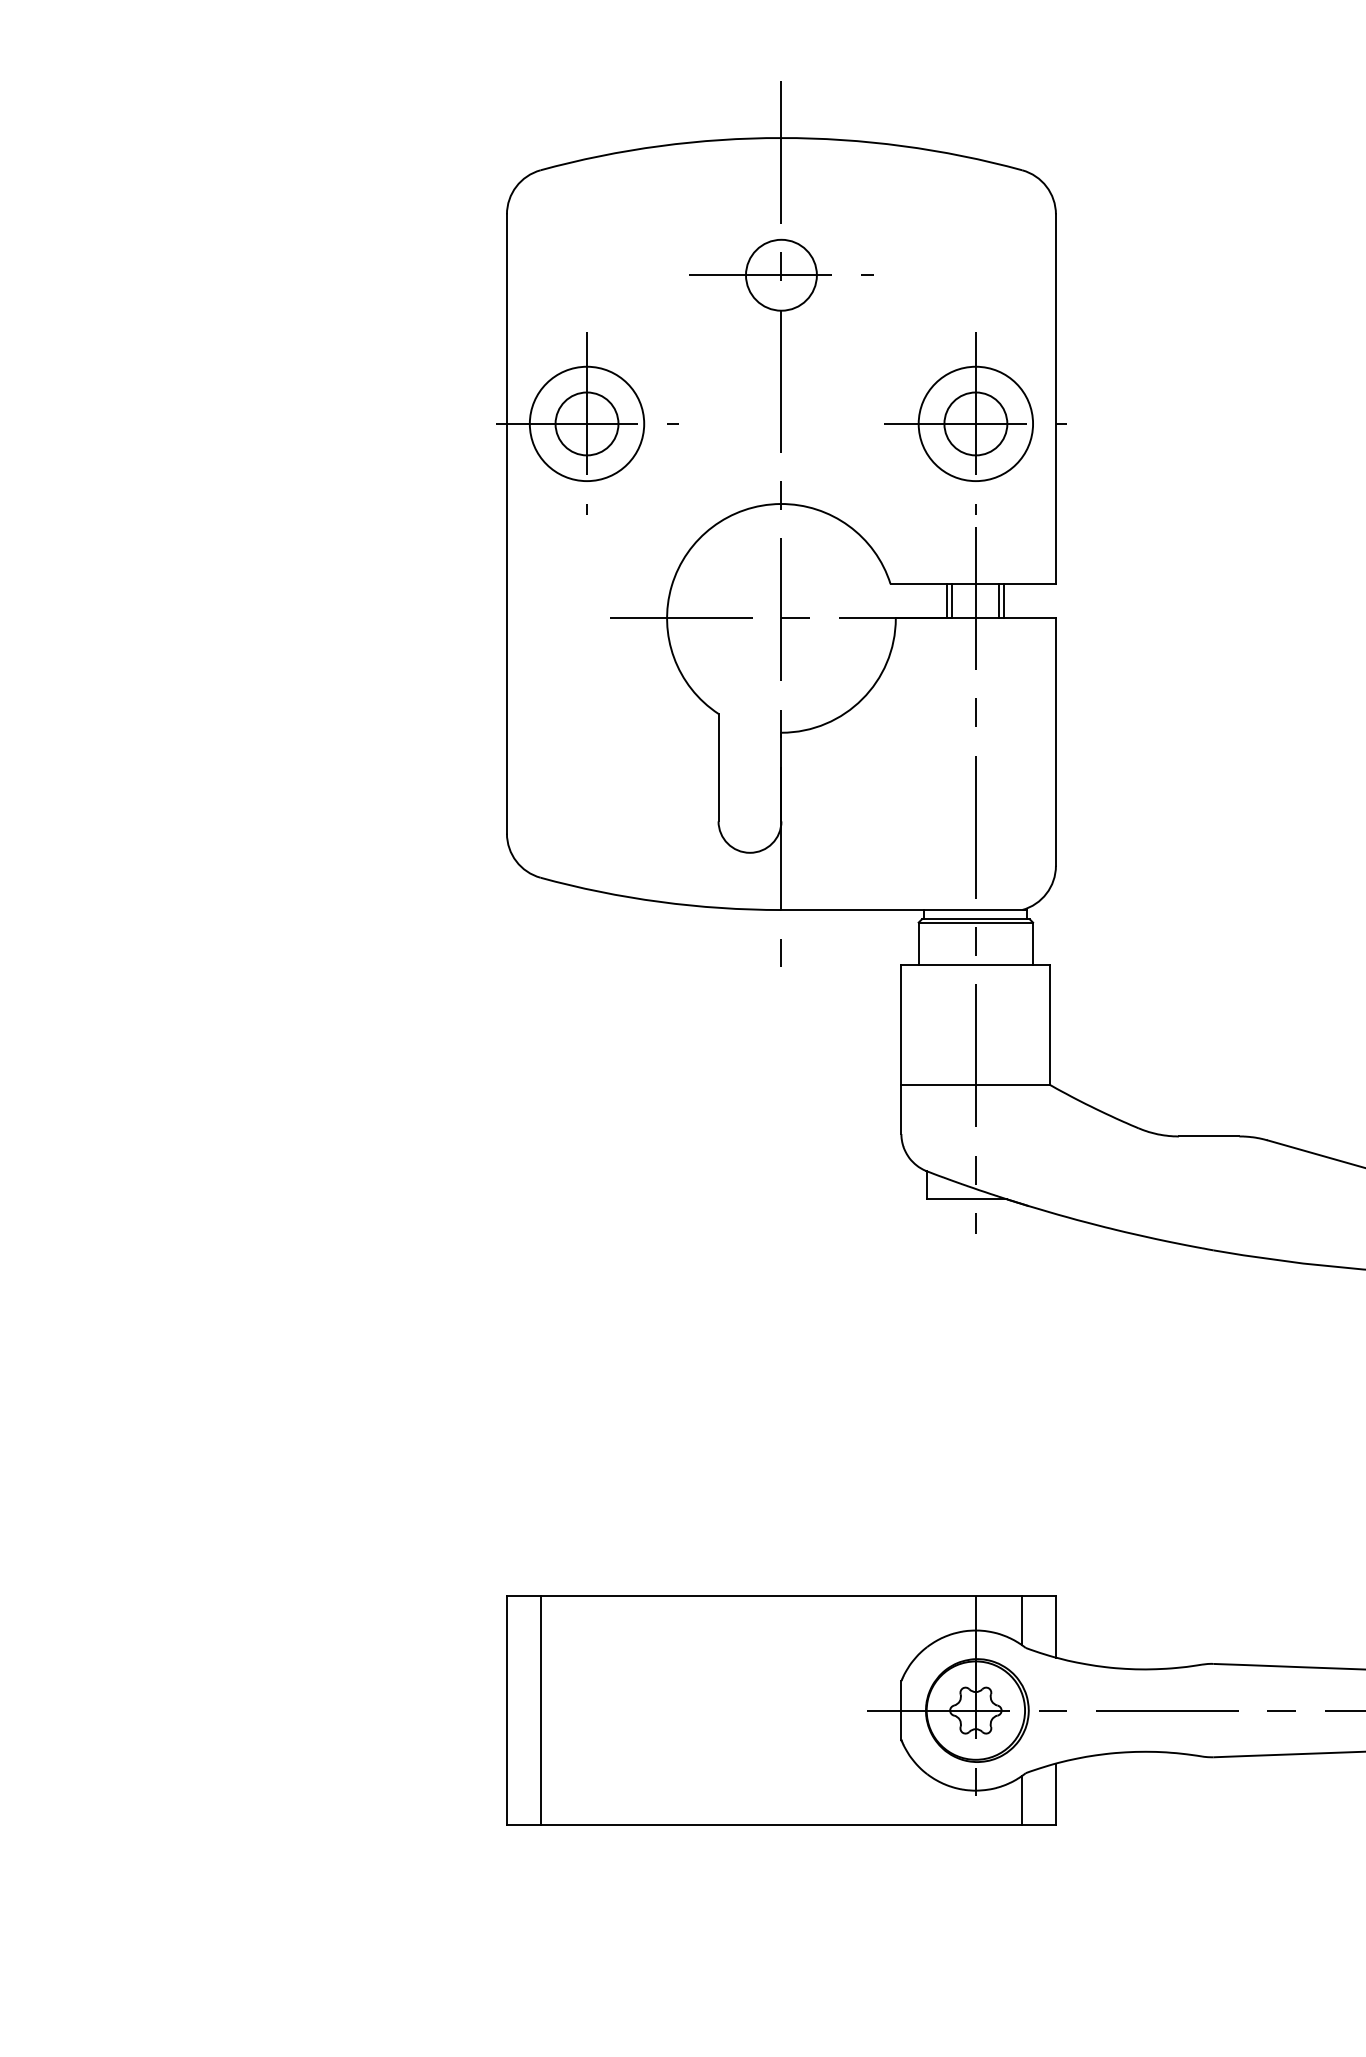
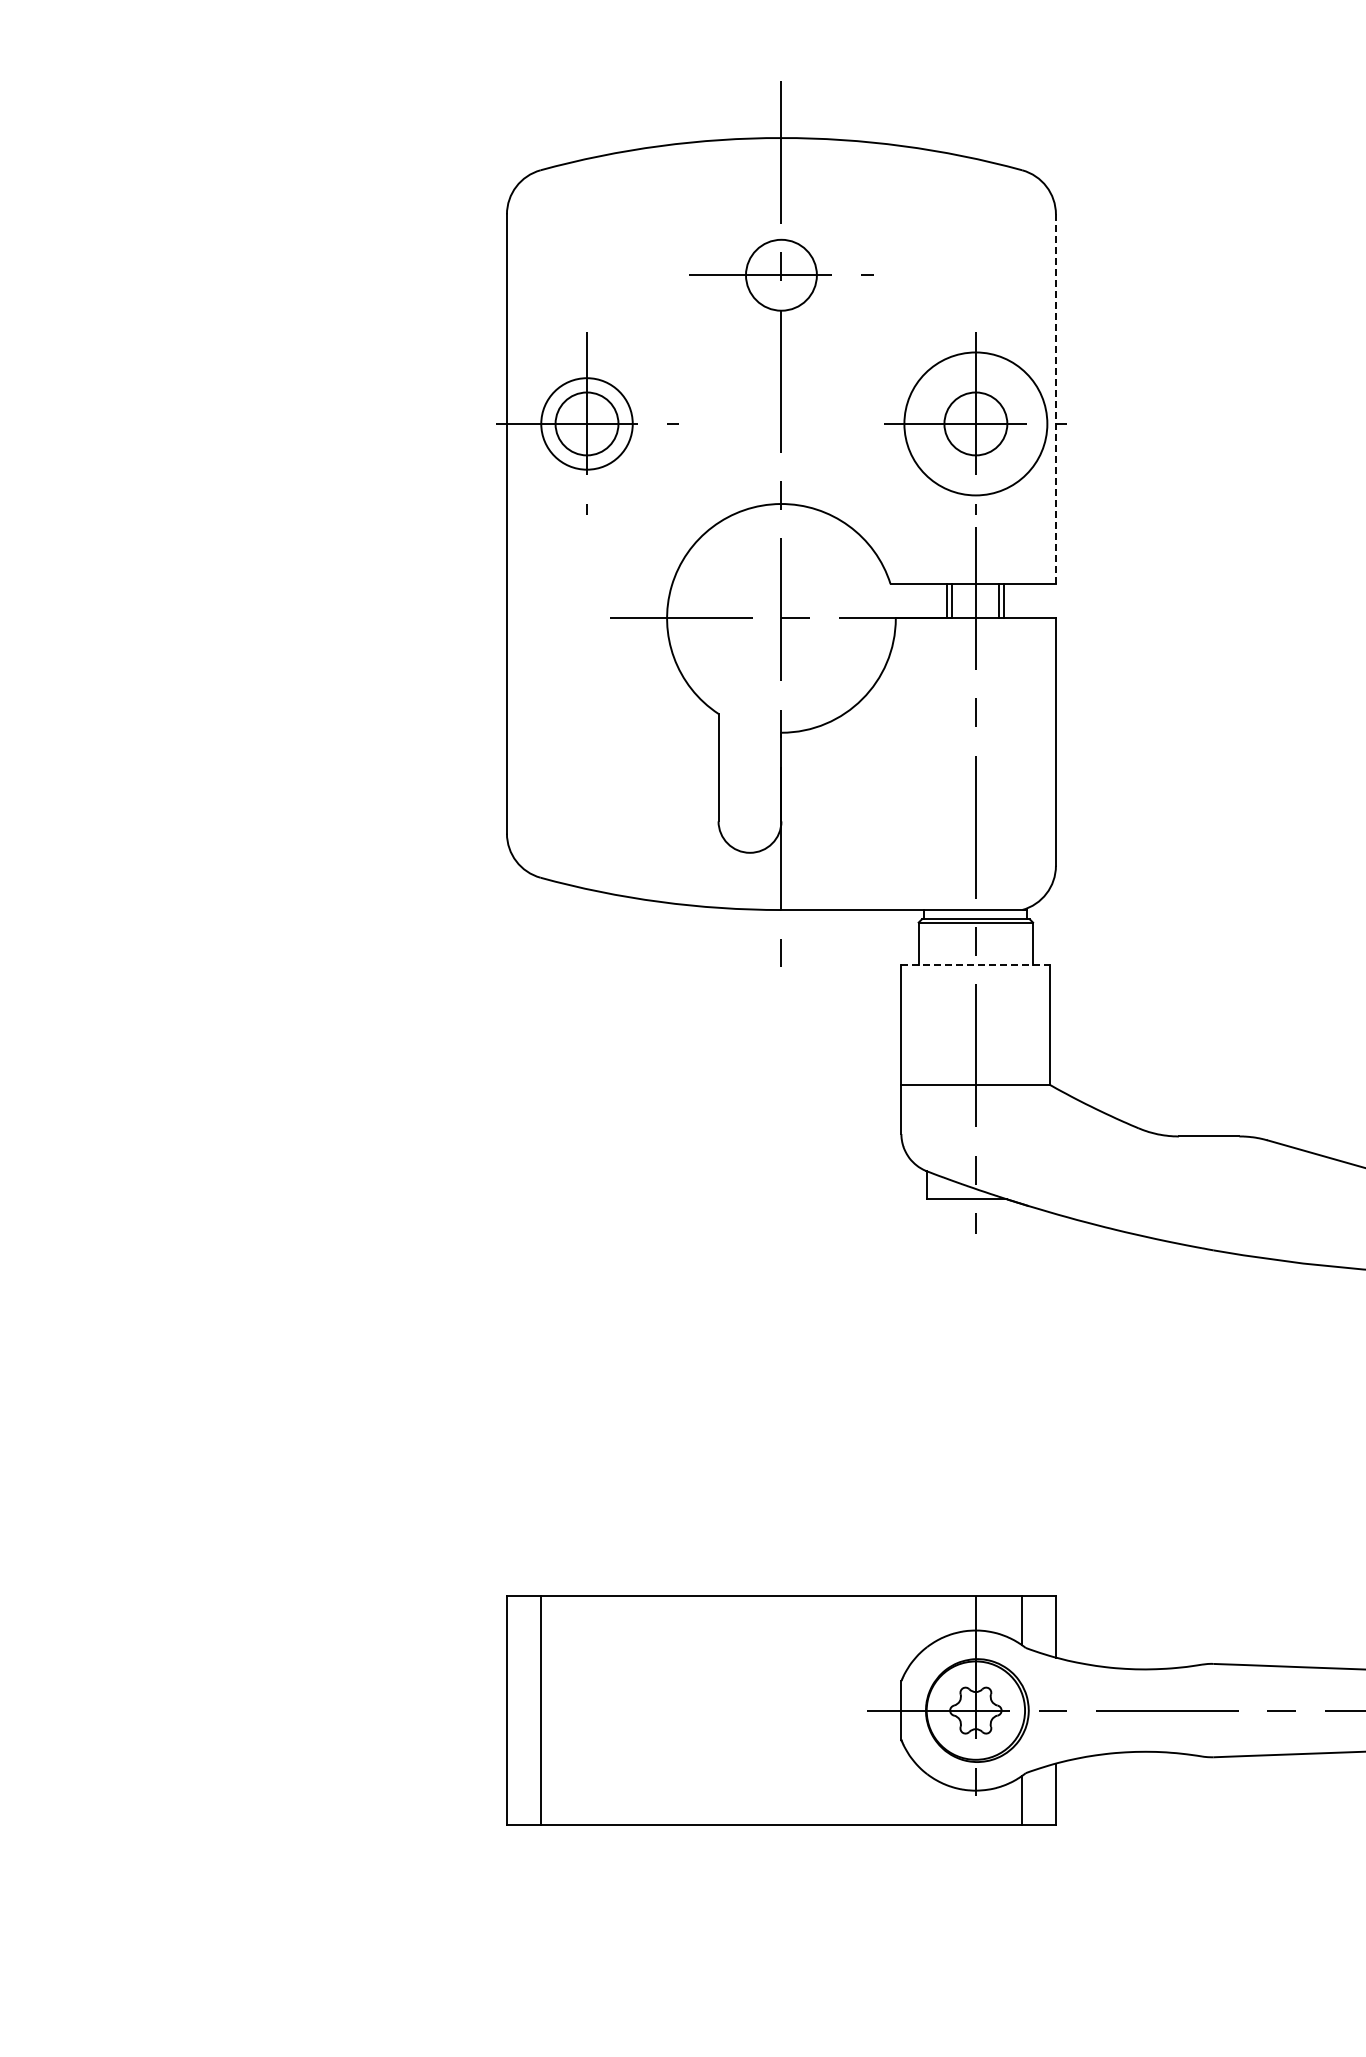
line: solid -> dashed (1055, 399)
circle diameter: 114 px -> 91 px (586, 423)
circle diameter: 114 px -> 143 px (975, 423)
line: solid -> dashed (976, 964)
